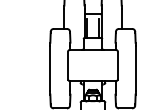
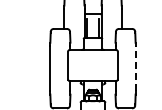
line: solid -> dashed (135, 68)
